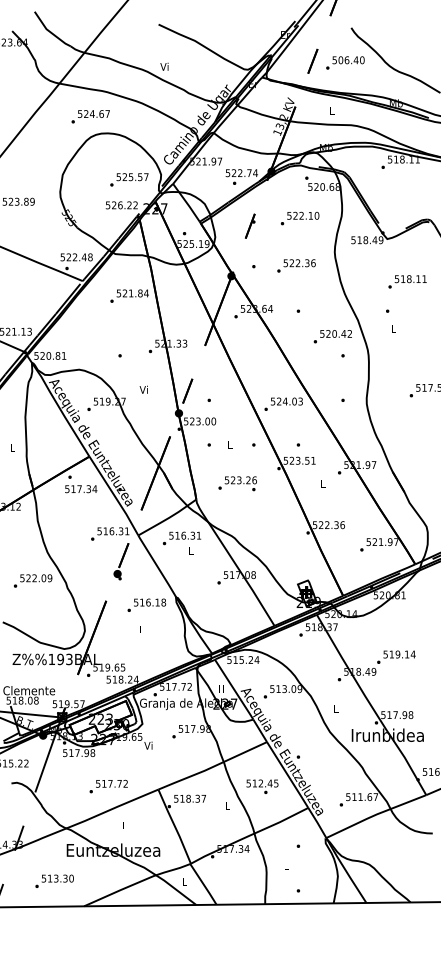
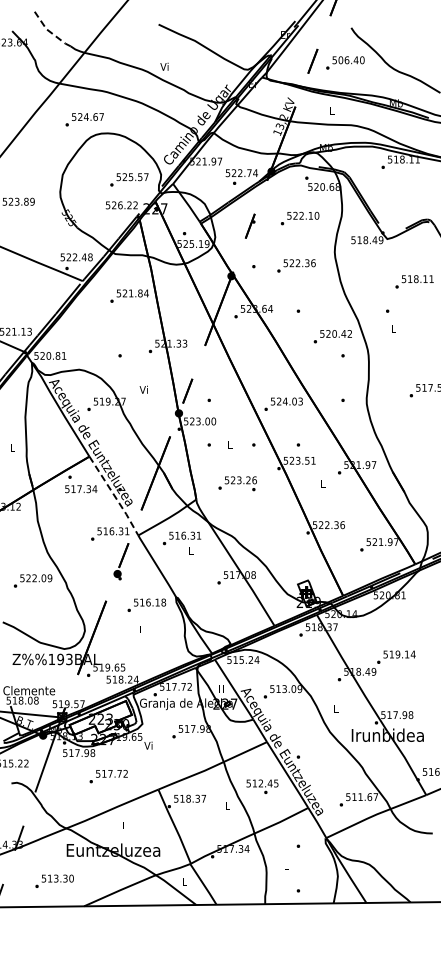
line: solid -> dashed (49, 31)
text position: (90, 116) -> (84, 119) (84, 119)
text position: (407, 281) -> (414, 281) (414, 281)
line: solid -> dashed (115, 496)
text position: (108, 786) -> (108, 776) (108, 776)
